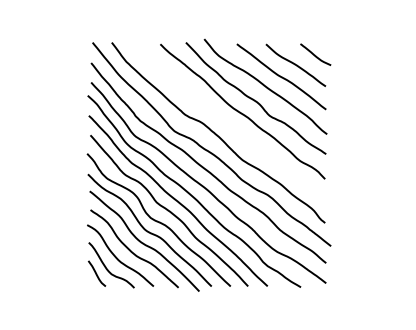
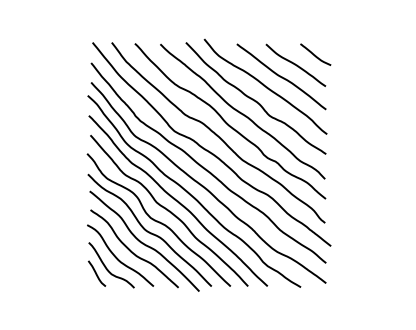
curve: none -> present (228, 123)
